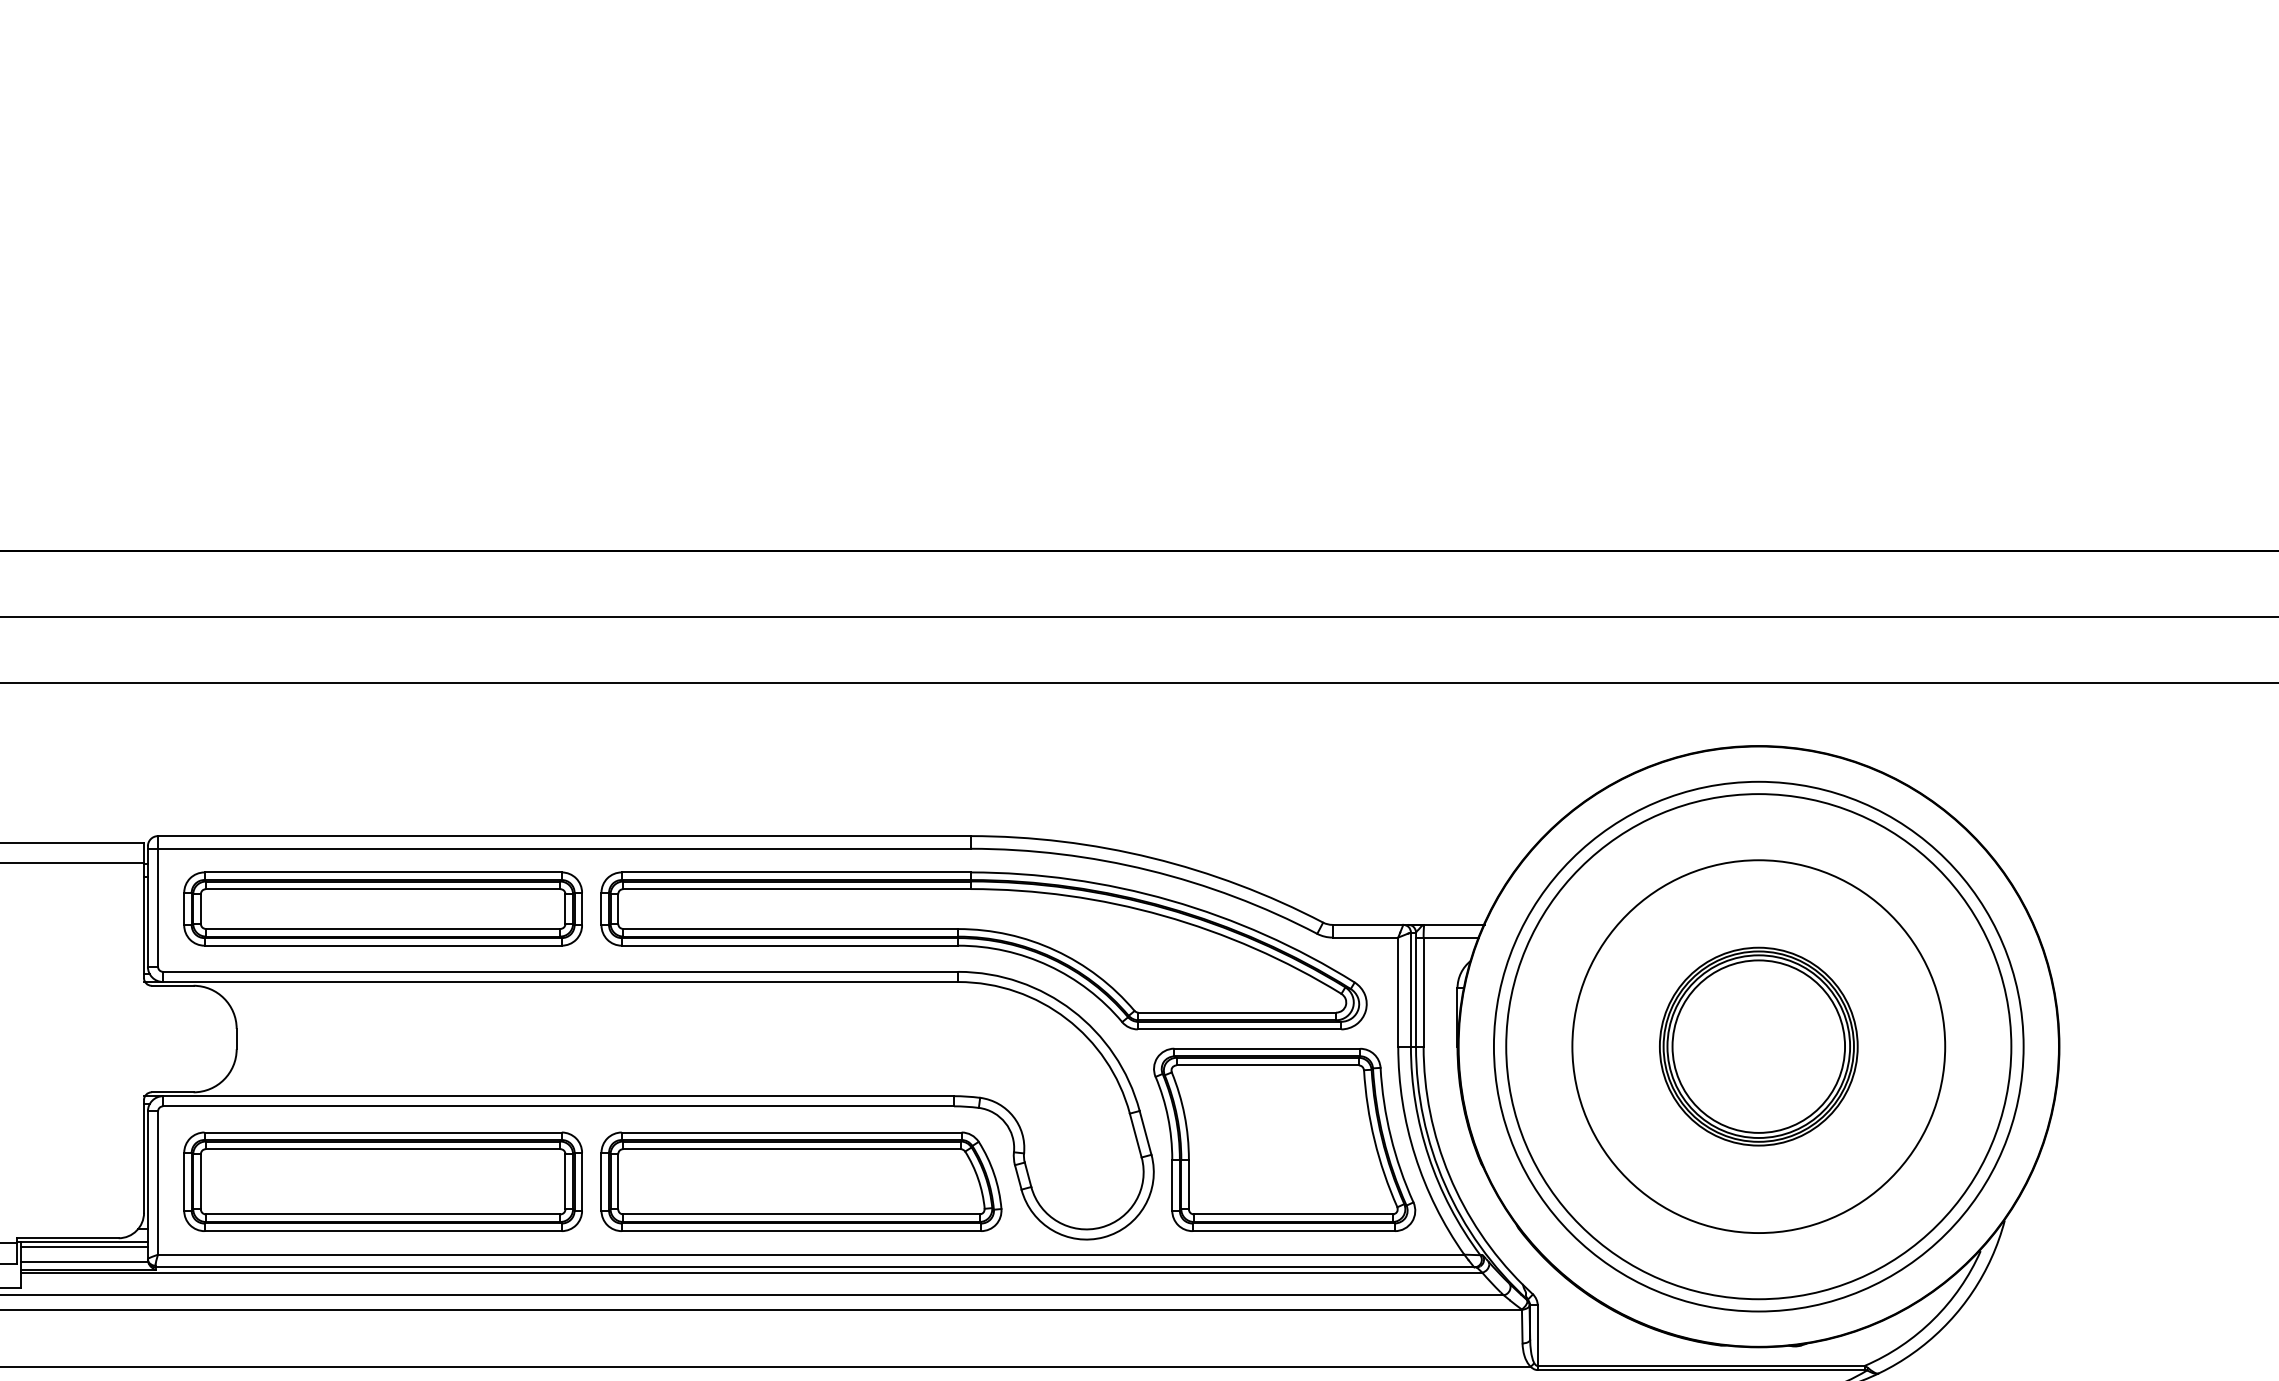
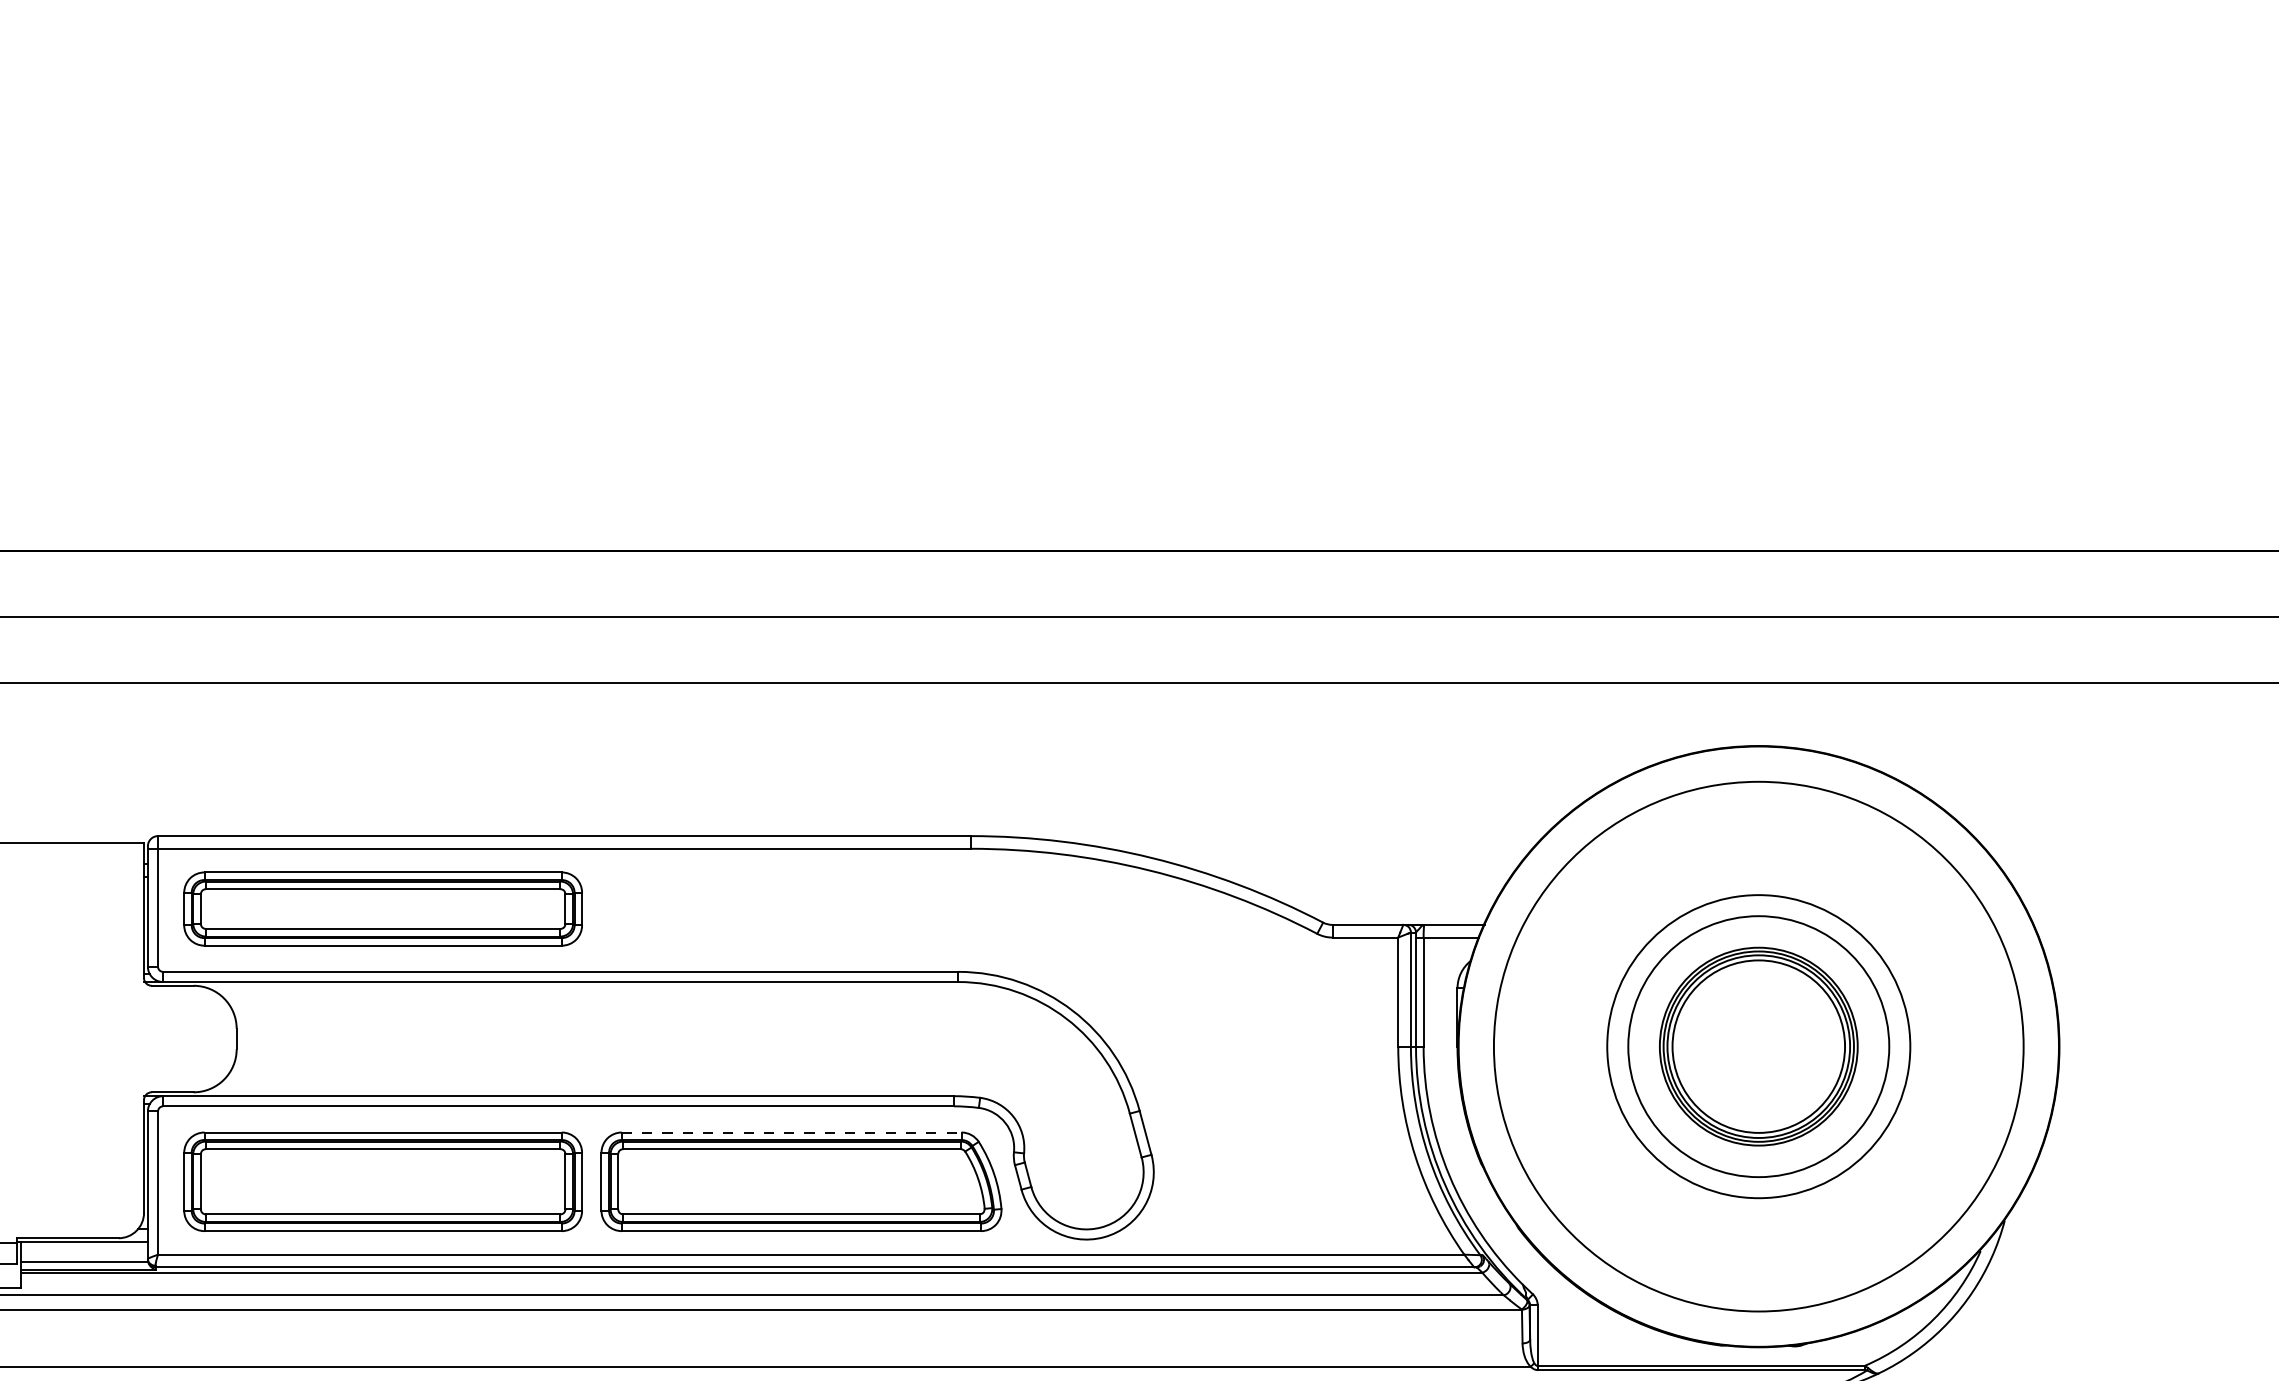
line: present -> none (73, 862)
part: present -> none (983, 950)
circle diameter: 373 px -> 261 px (1758, 1046)
circle diameter: 505 px -> 303 px (1758, 1046)
line: solid -> dashed (791, 1132)
part: present -> none (1284, 1139)
line: present -> none (84, 1247)
